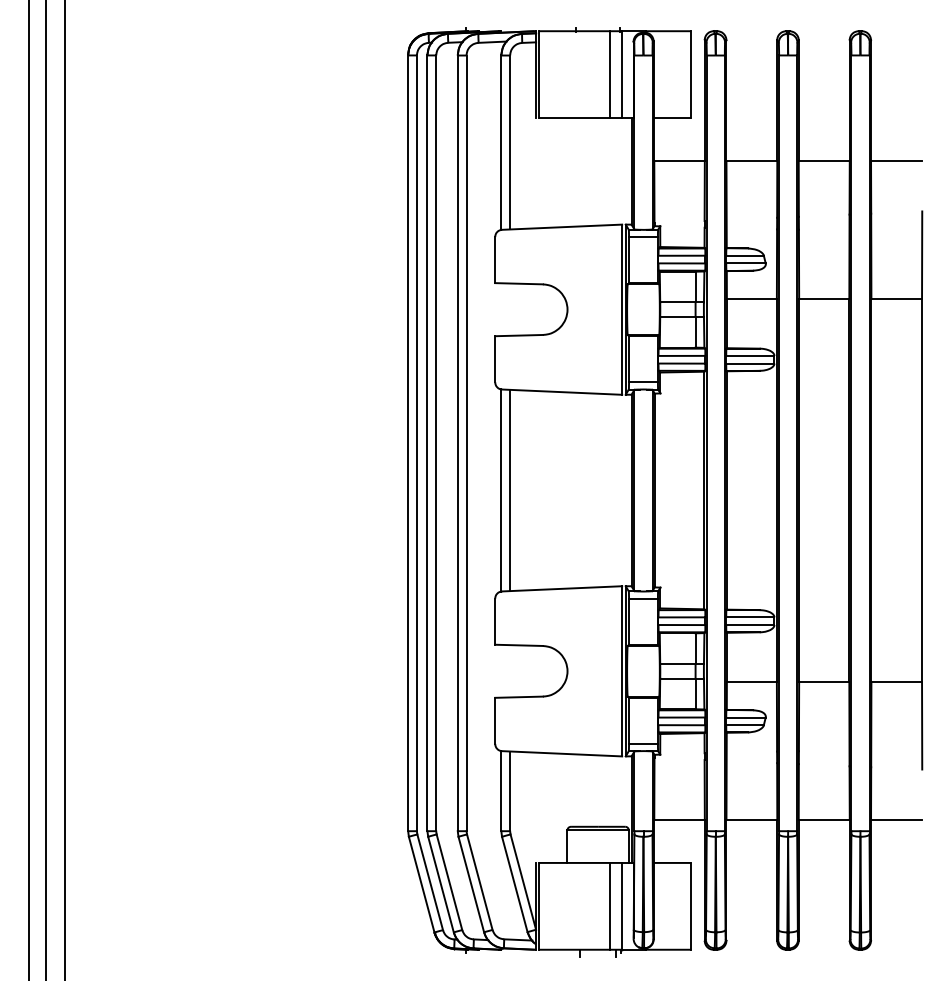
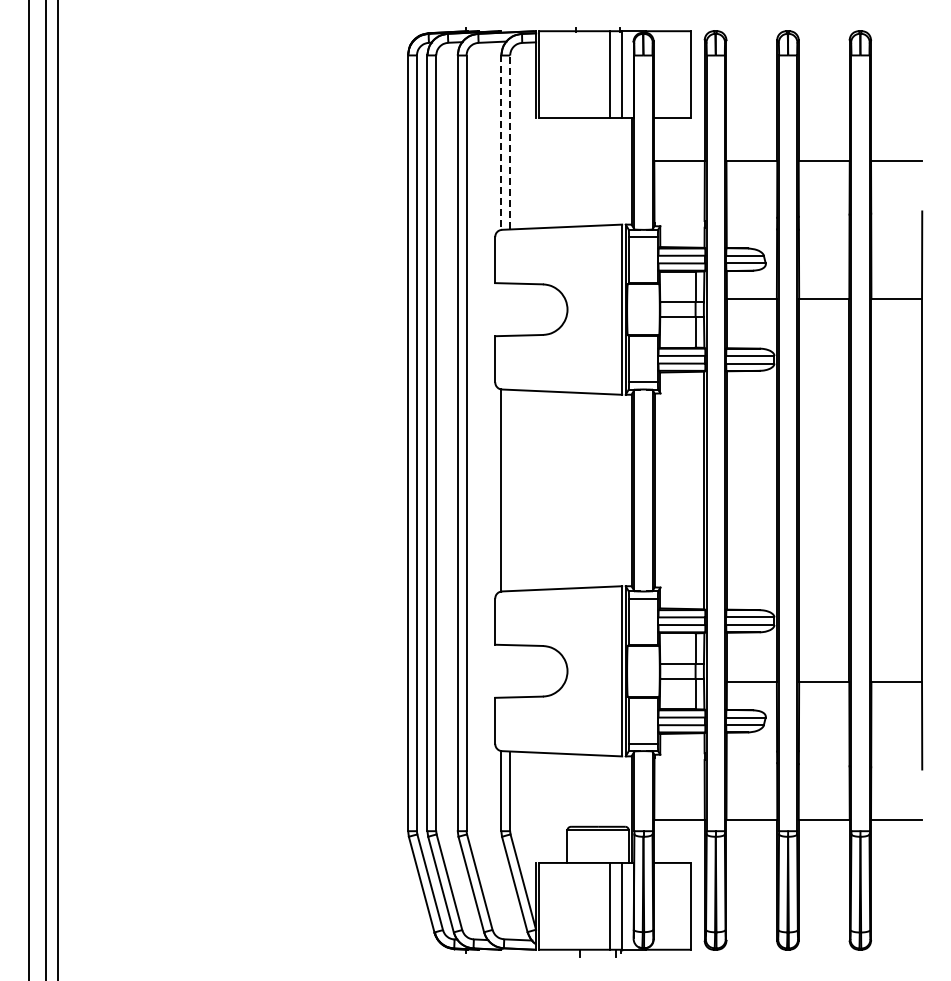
line: solid -> dashed (510, 142)
line: solid -> dashed (501, 143)
line position: (64, 489) -> (57, 489) (57, 489)
line: present -> none (510, 490)
